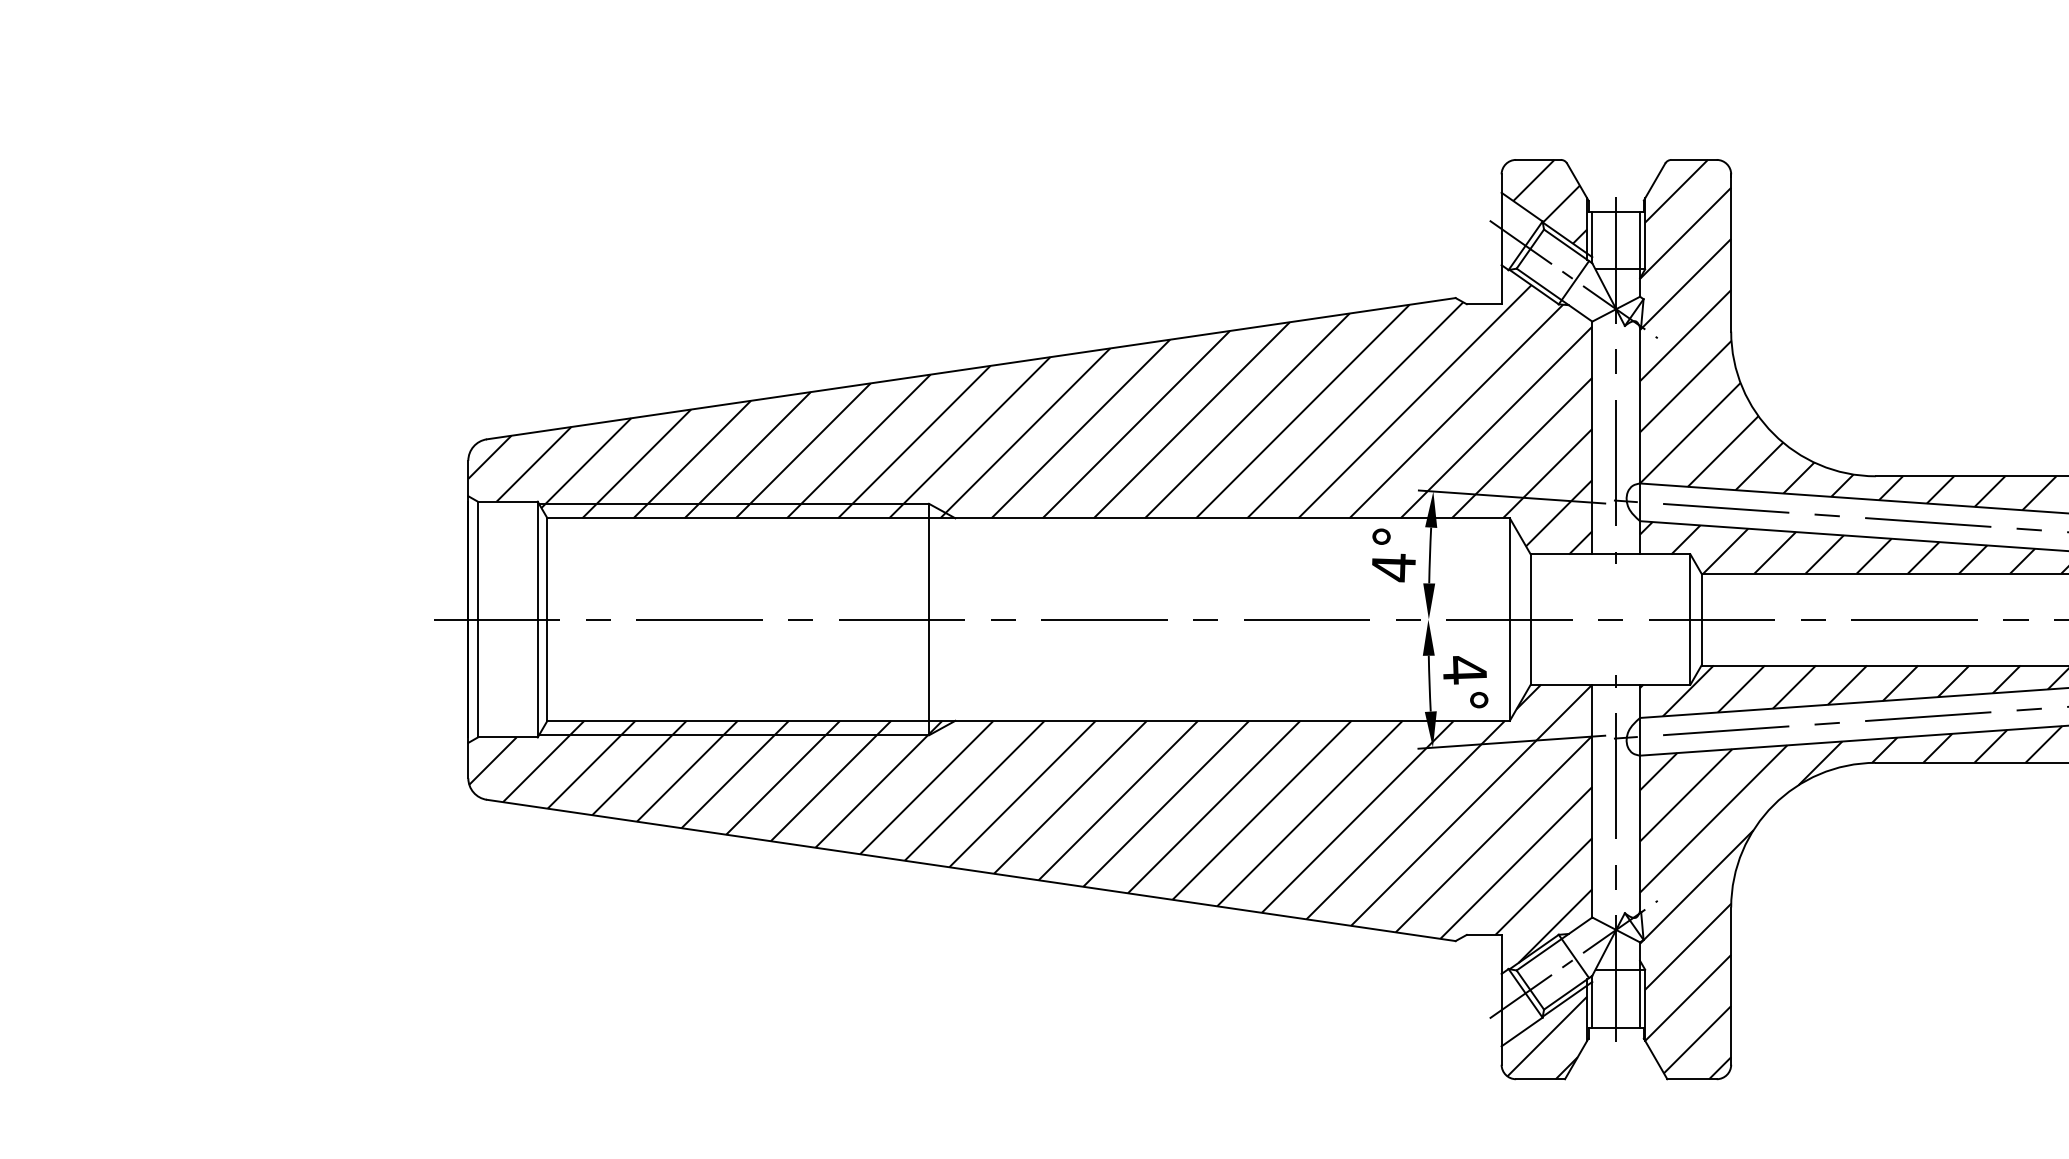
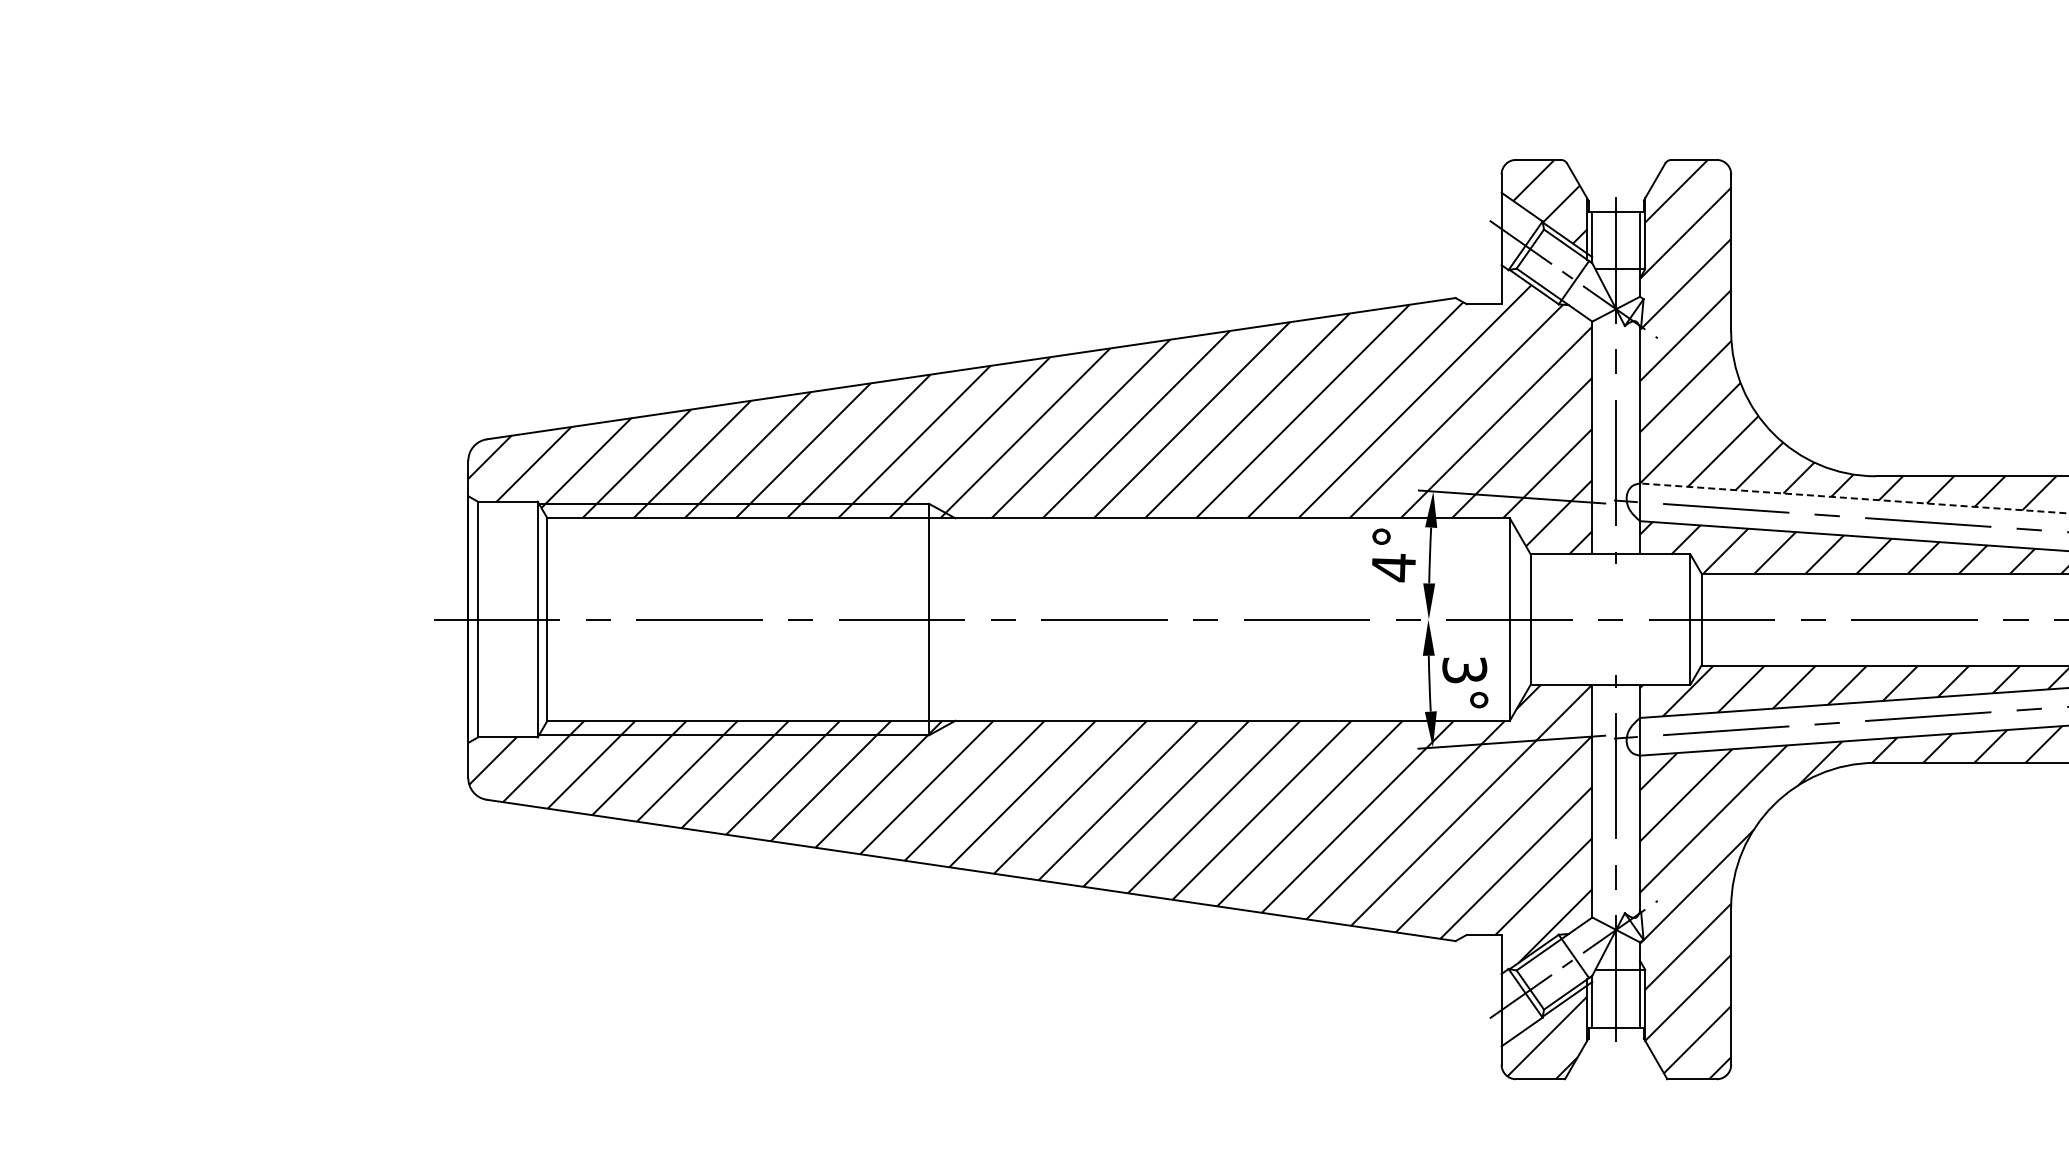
line: solid -> dashed (1854, 498)
text: 4° -> 3° (1464, 670)
